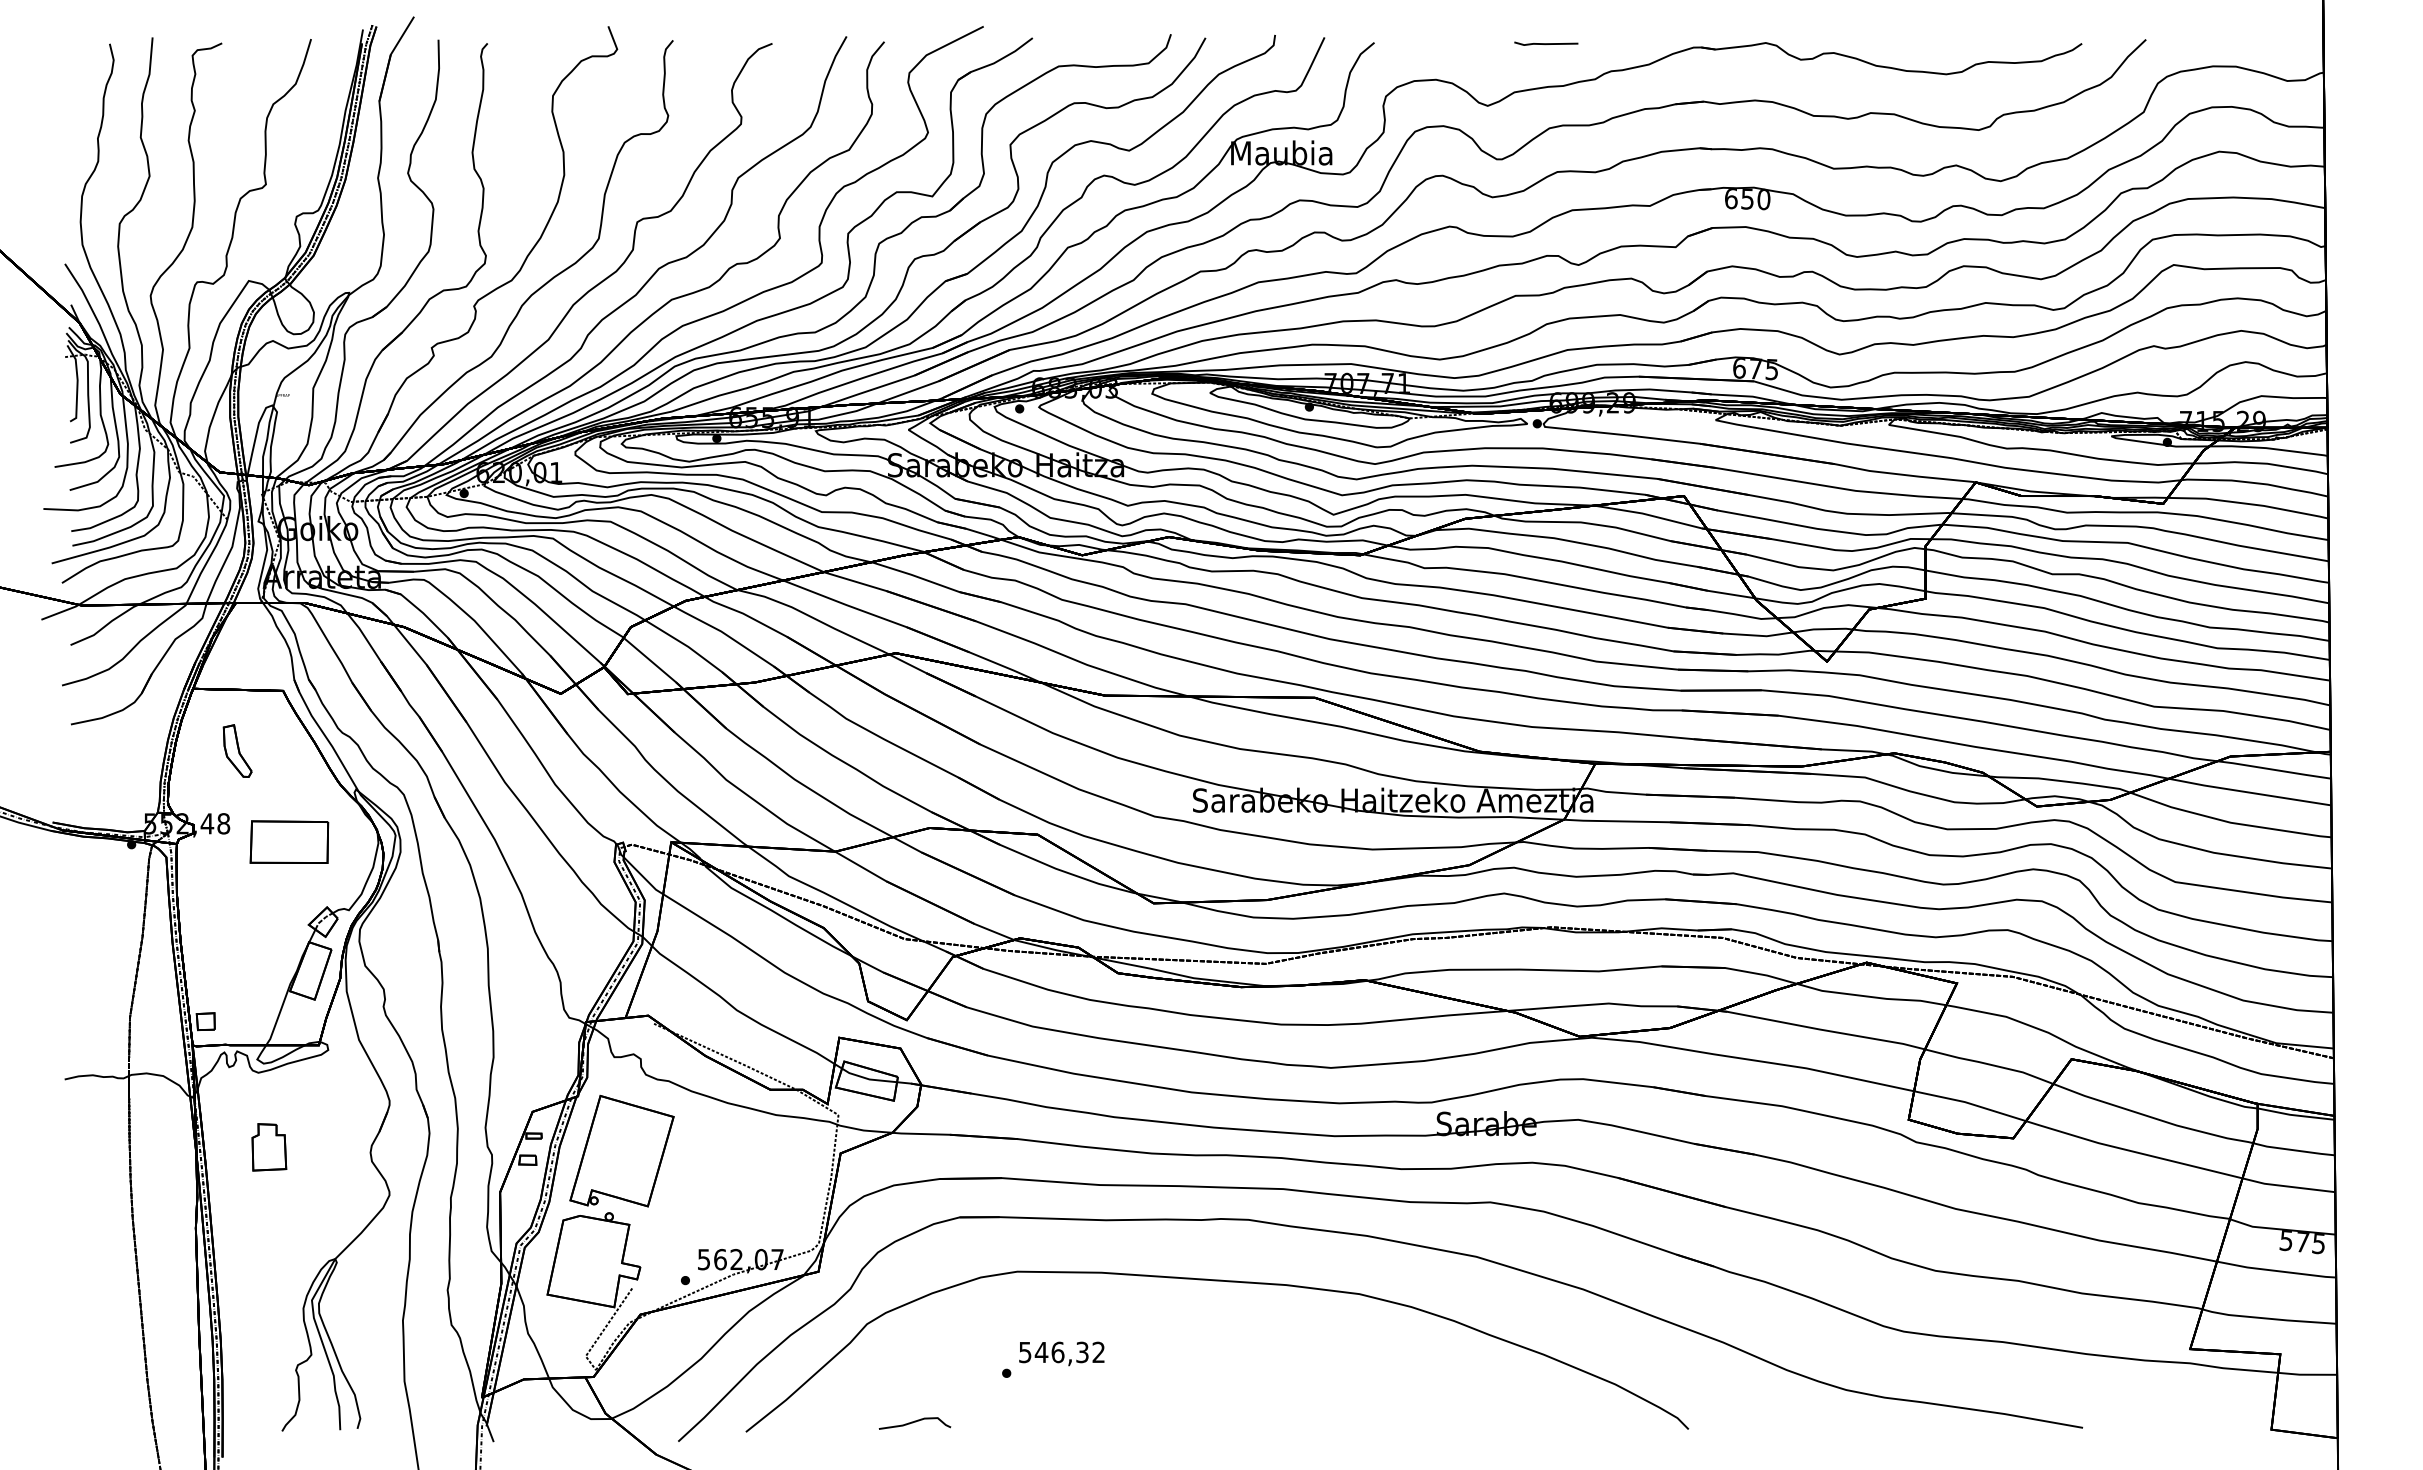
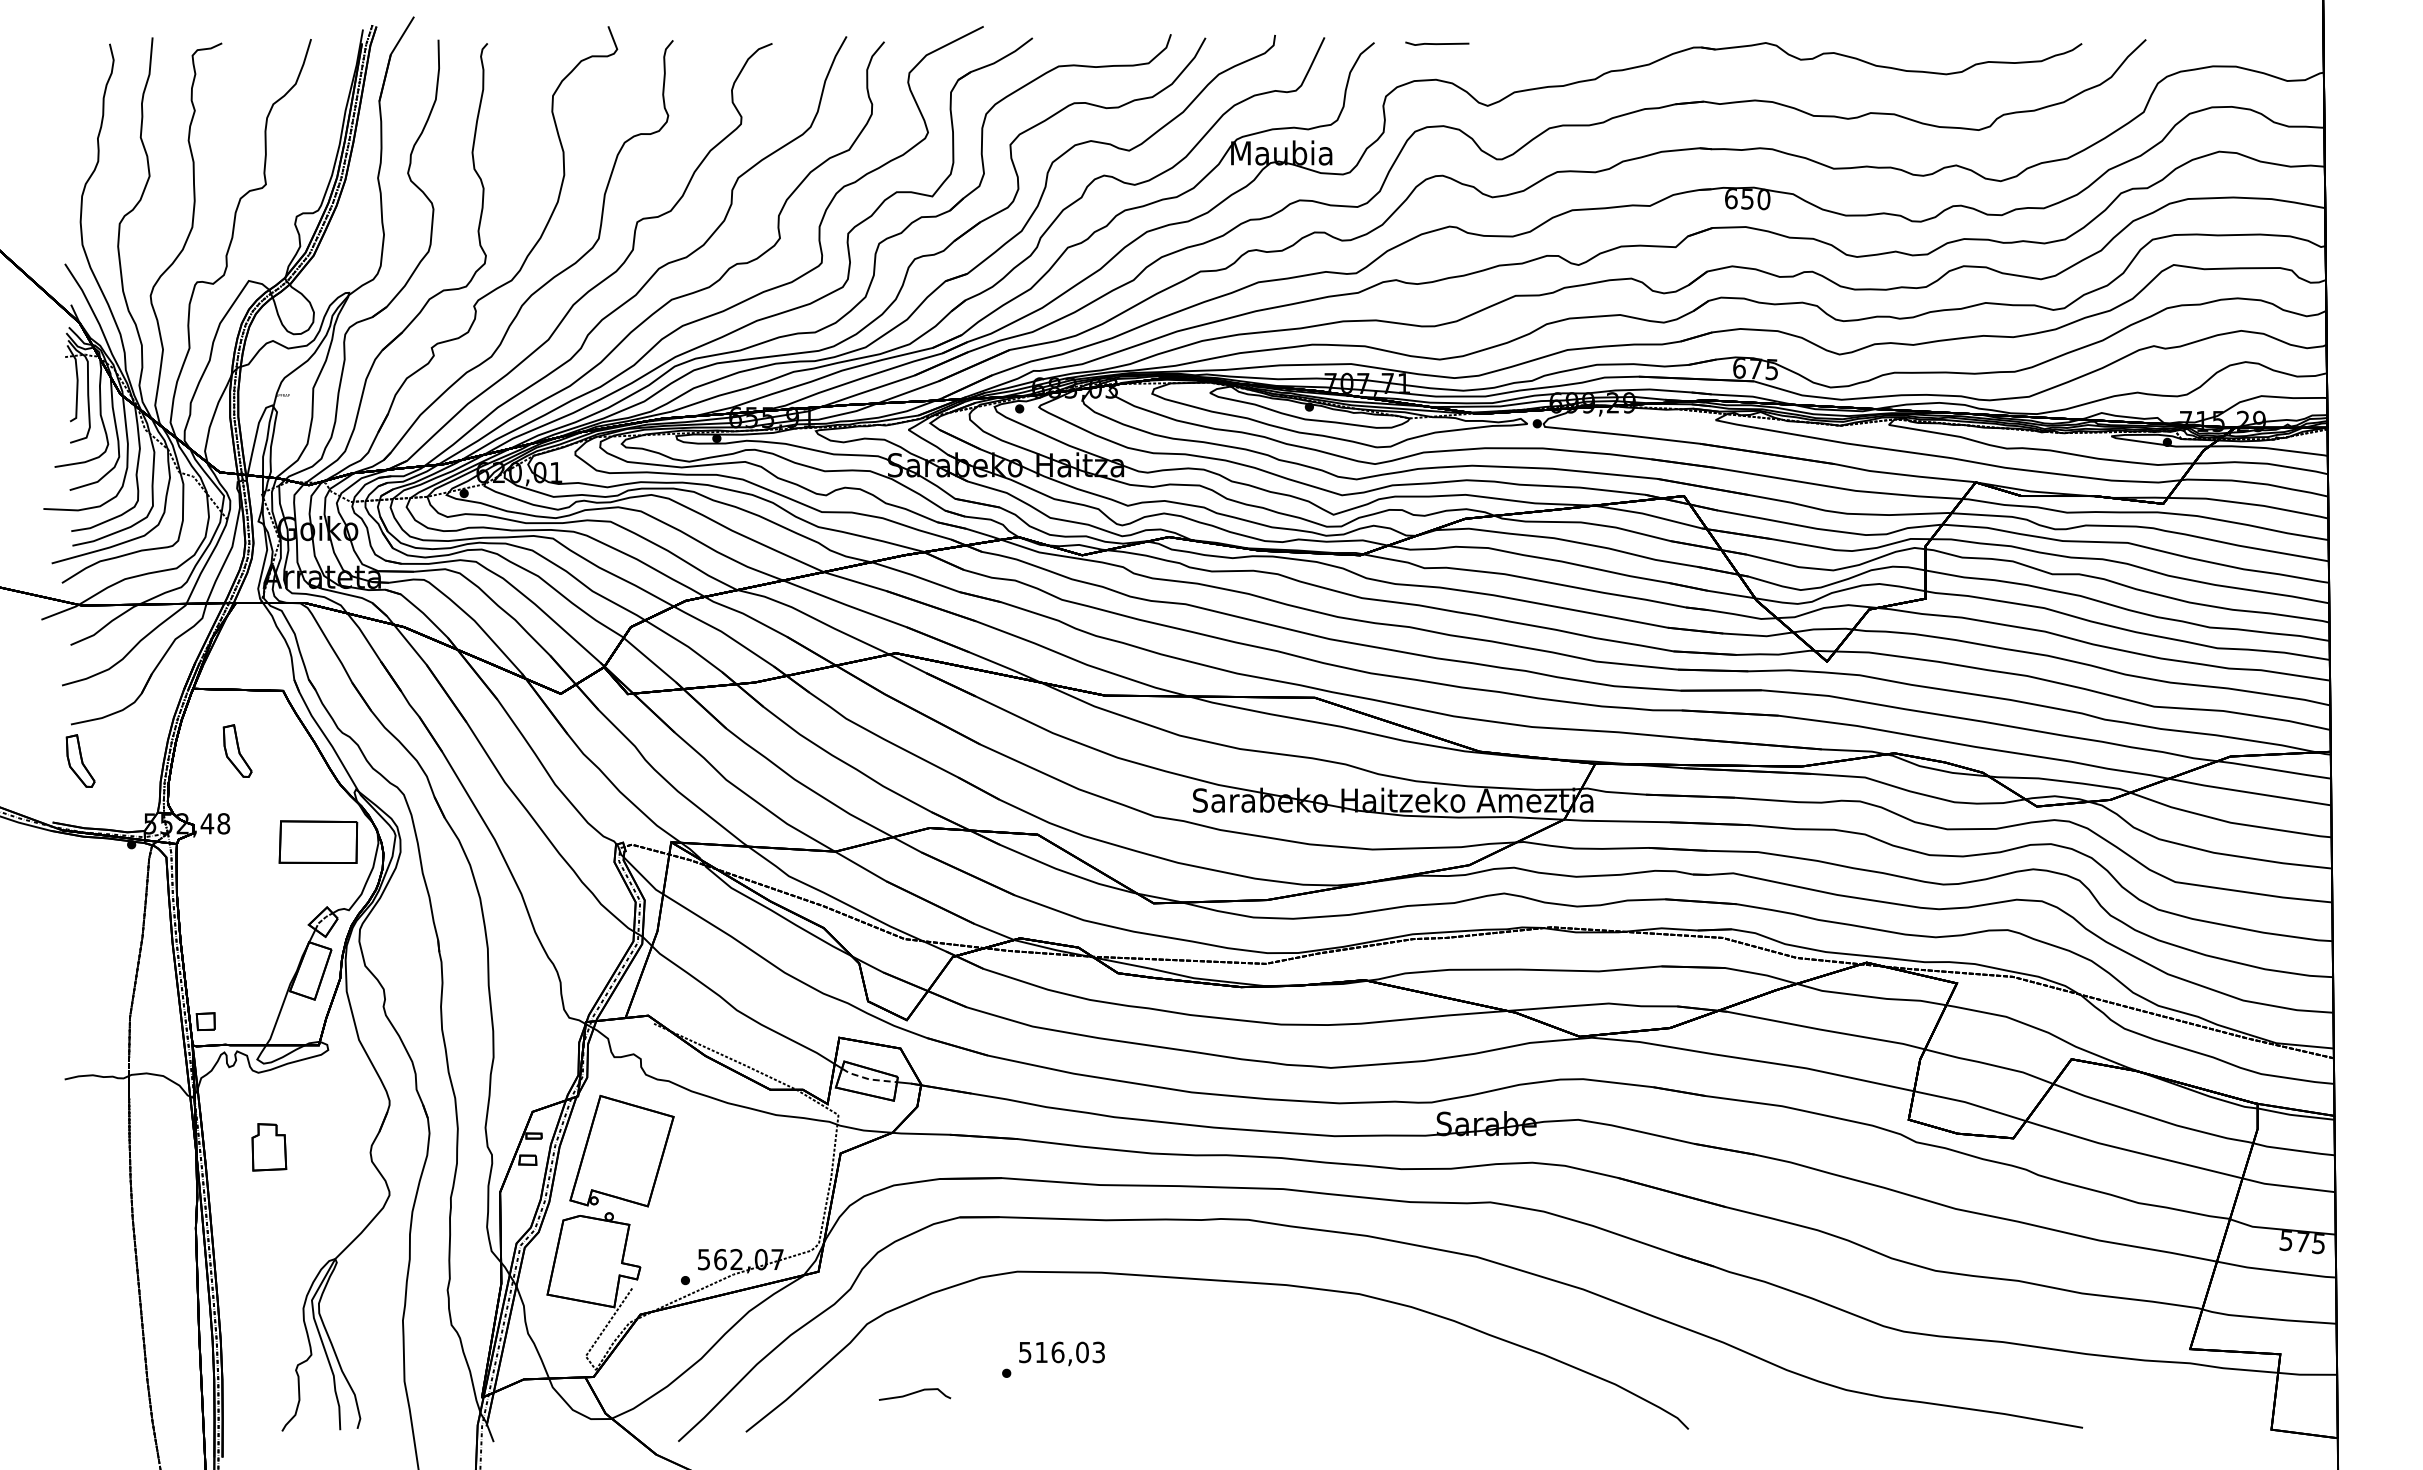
line position: (1546, 43) -> (1437, 43) (1437, 43)
part: none -> present (80, 760)
part position: (289, 841) -> (318, 841) (318, 841)
line: solid -> dashed (868, 1079)
text: 546,32 -> 516,03 (1069, 1352)
curve position: (914, 1422) -> (914, 1393) (914, 1393)
